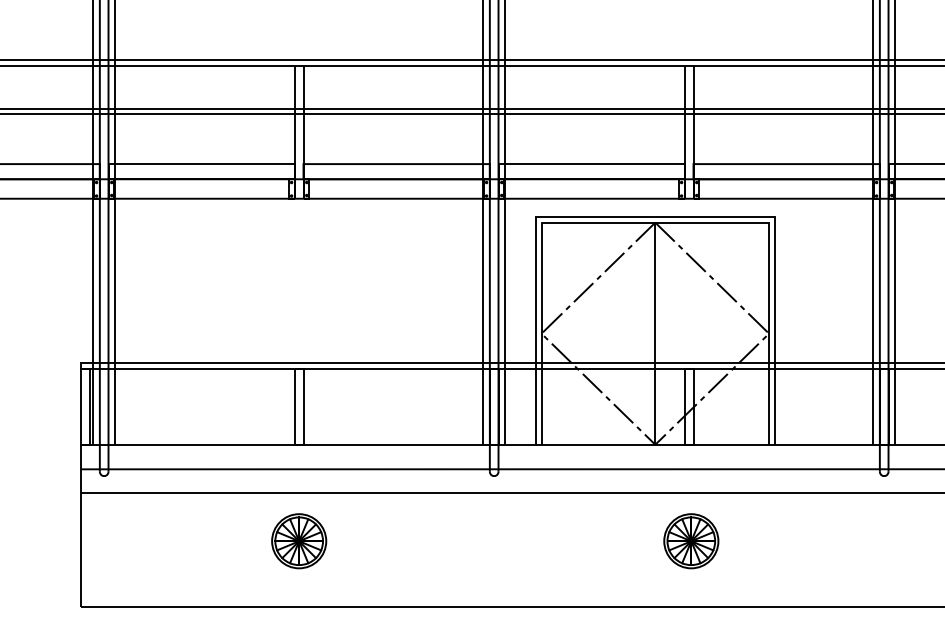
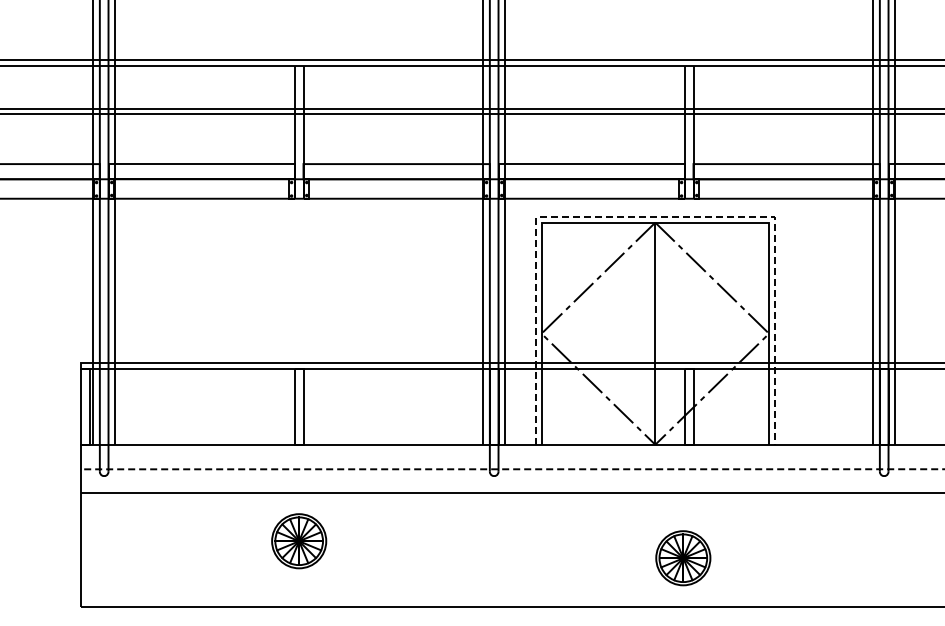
line: solid -> dashed (655, 217)
line: solid -> dashed (512, 469)
part position: (691, 541) -> (683, 558) (683, 558)
